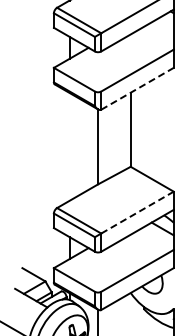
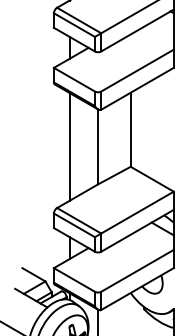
line: dashed -> solid (137, 88)
line: none -> present (69, 146)
line: dashed -> solid (137, 212)
